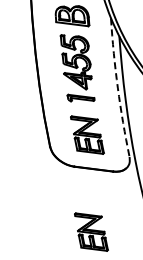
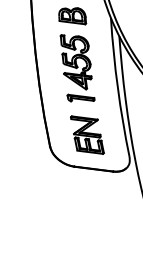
part size: 37x23 px -> 30x19 px (72, 16)
arc: dashed -> solid (117, 88)
part: present -> none (91, 231)
